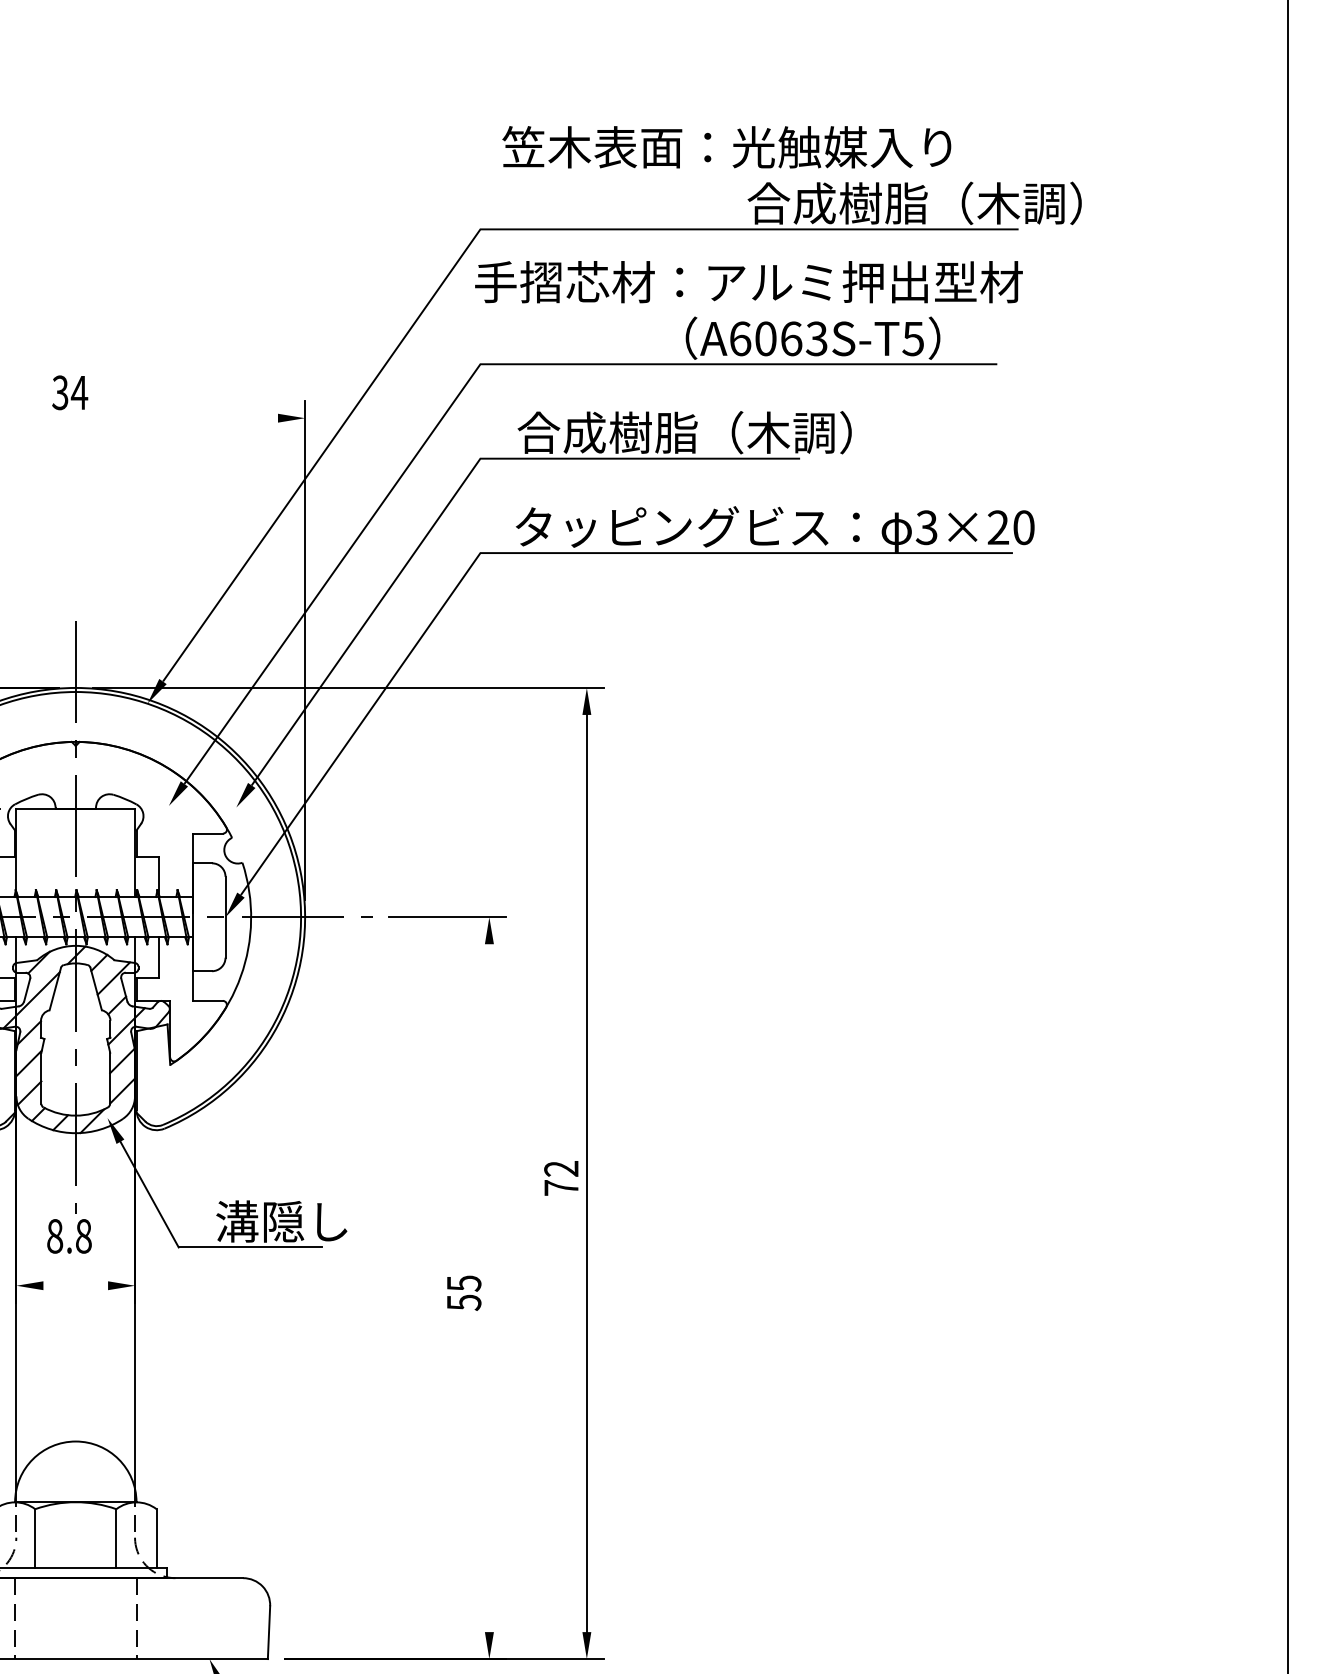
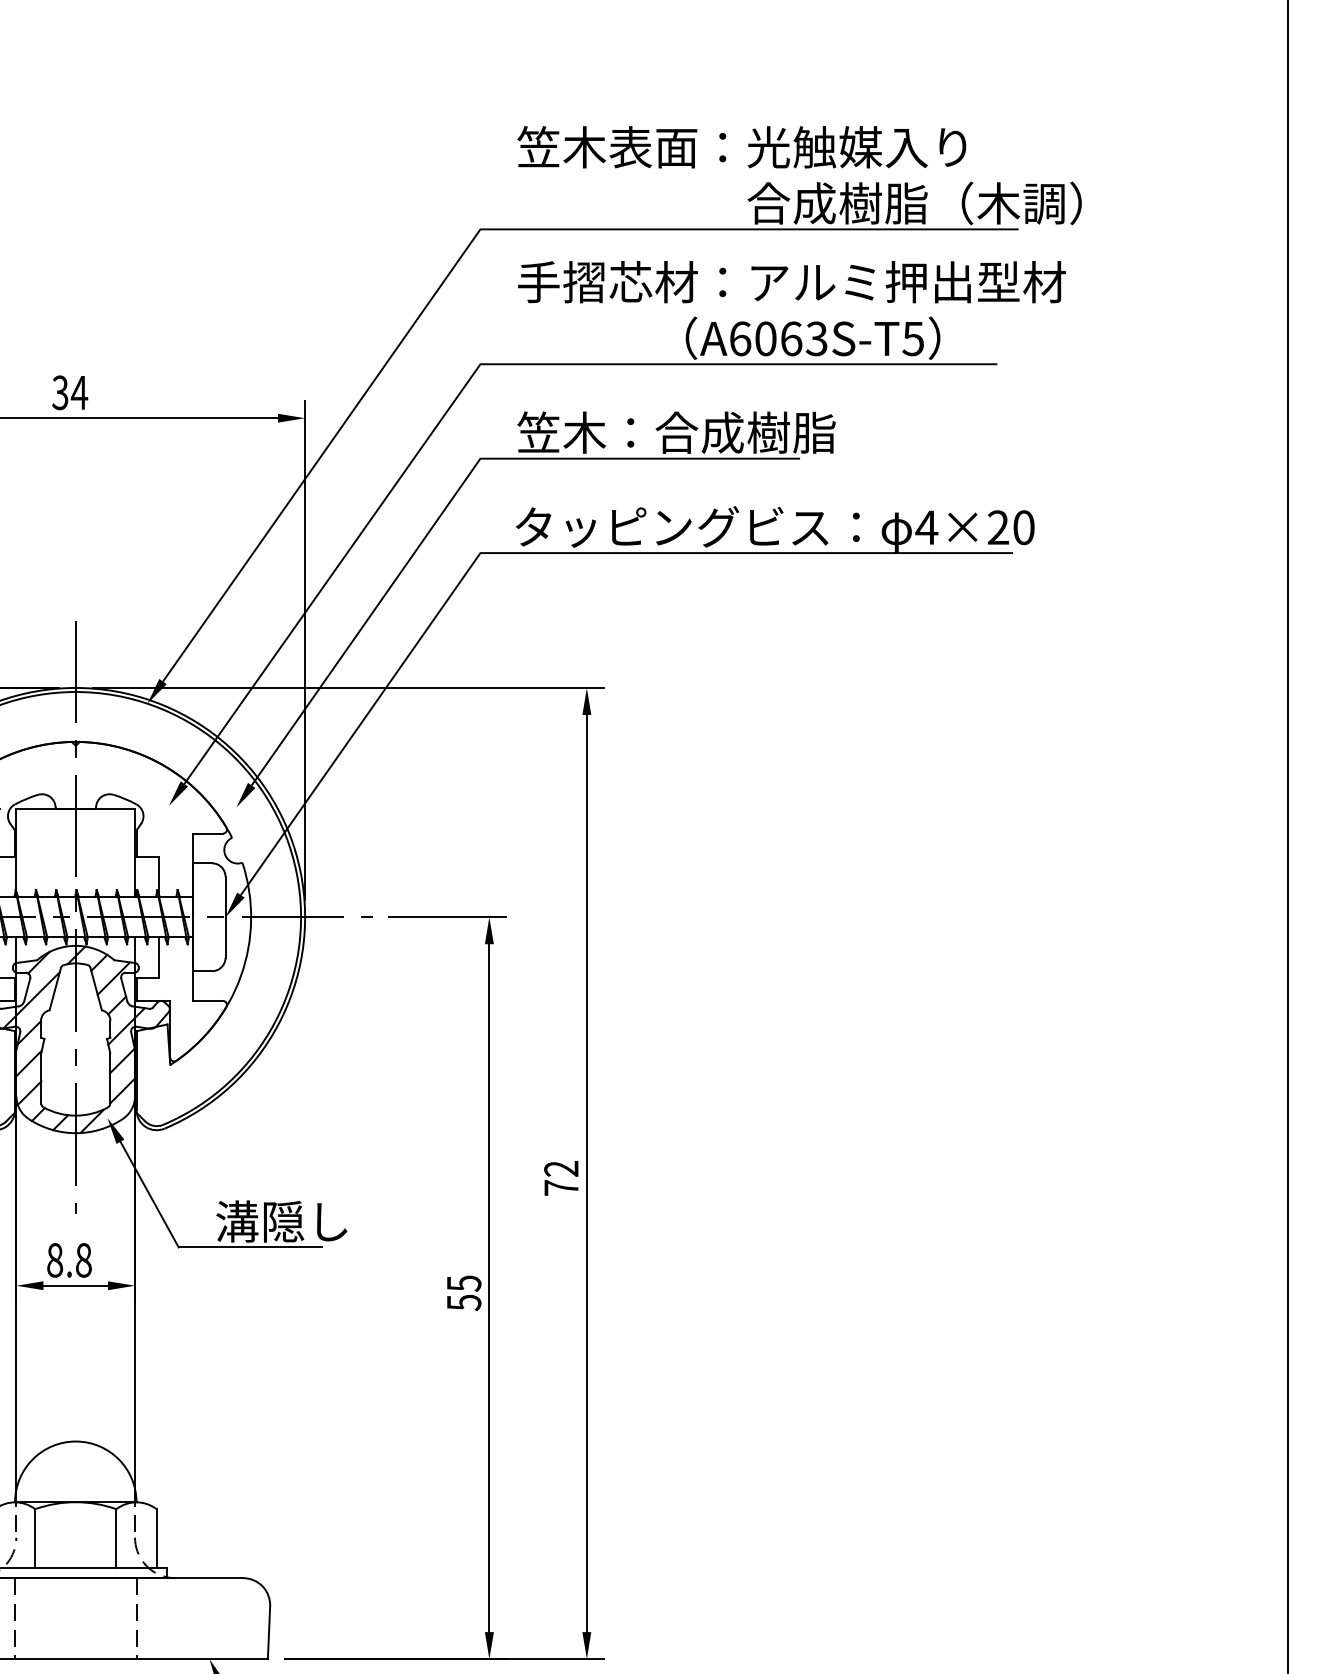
text position: (726, 147) -> (741, 147) (741, 147)
text position: (748, 282) -> (791, 282) (791, 282)
line: none -> present (139, 418)
text: 合成樹脂（木調） -> 笠木：合成樹脂 (684, 432)
text: 3×20 -> 4×20 (926, 527)
text position: (69, 1236) -> (69, 1260) (69, 1260)
line: none -> present (75, 1285)
line: none -> present (489, 1288)
